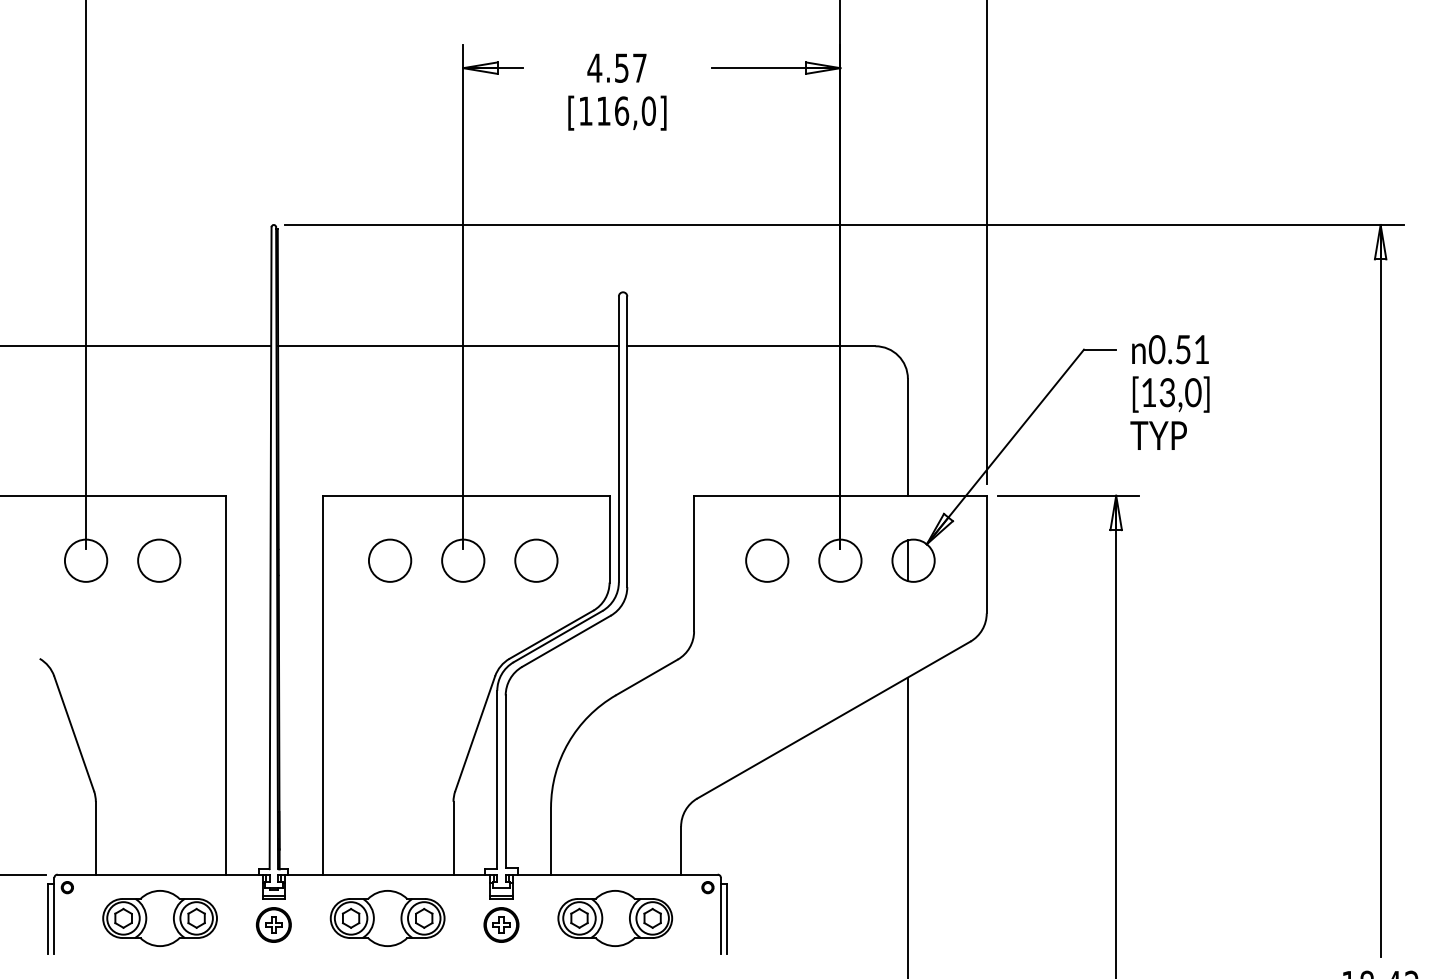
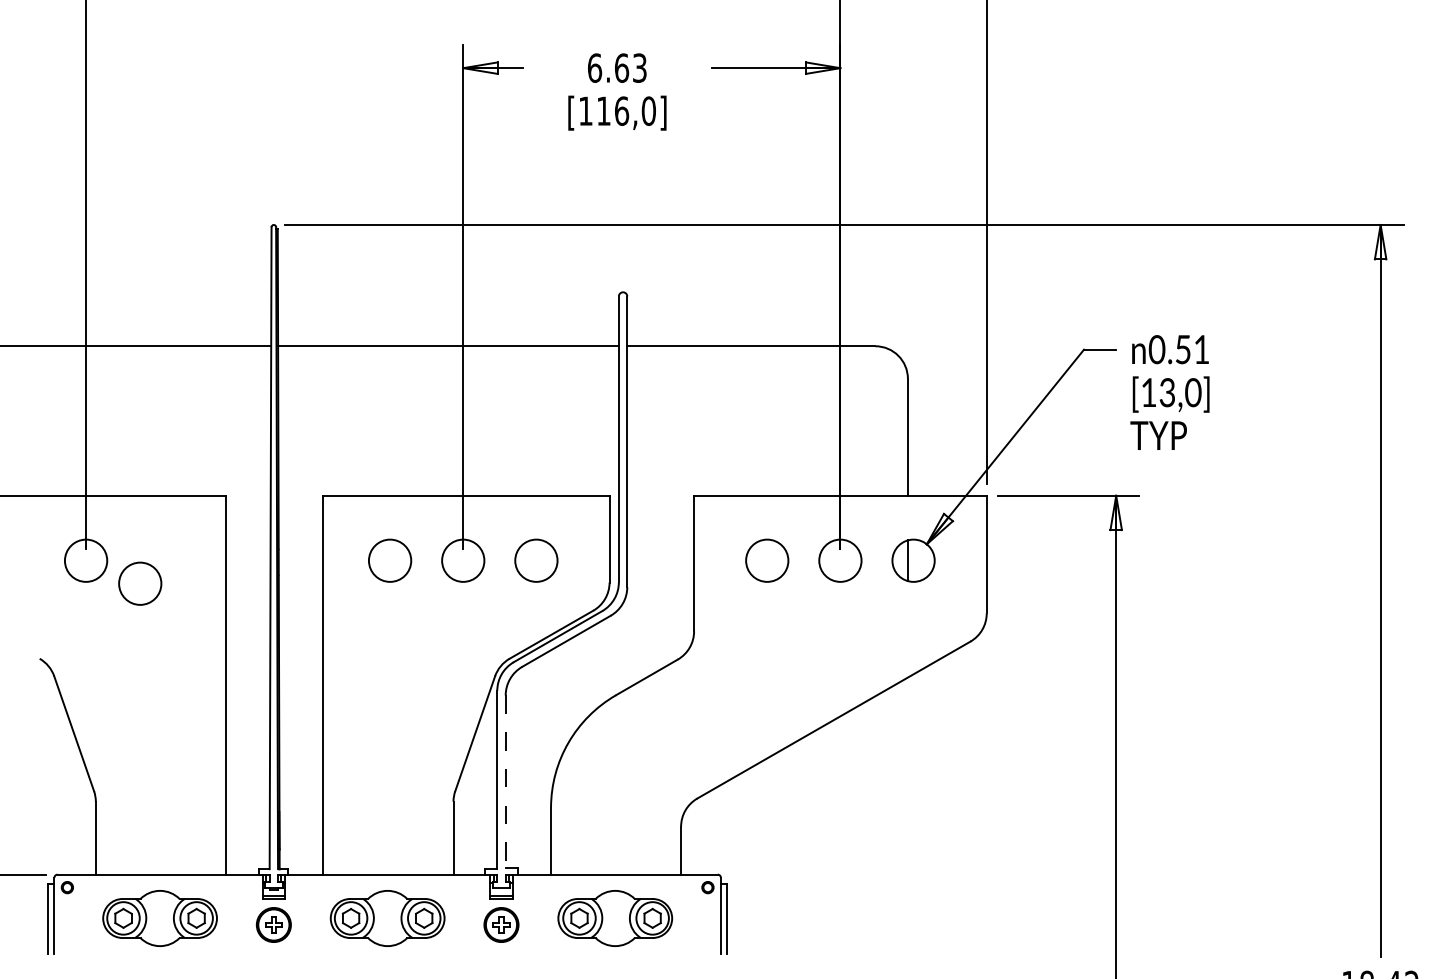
text: 4.57 -> 6.63 (616, 67)
circle position: (159, 560) -> (140, 583) (140, 583)
line: solid -> dashed (505, 782)
line: present -> none (907, 826)
